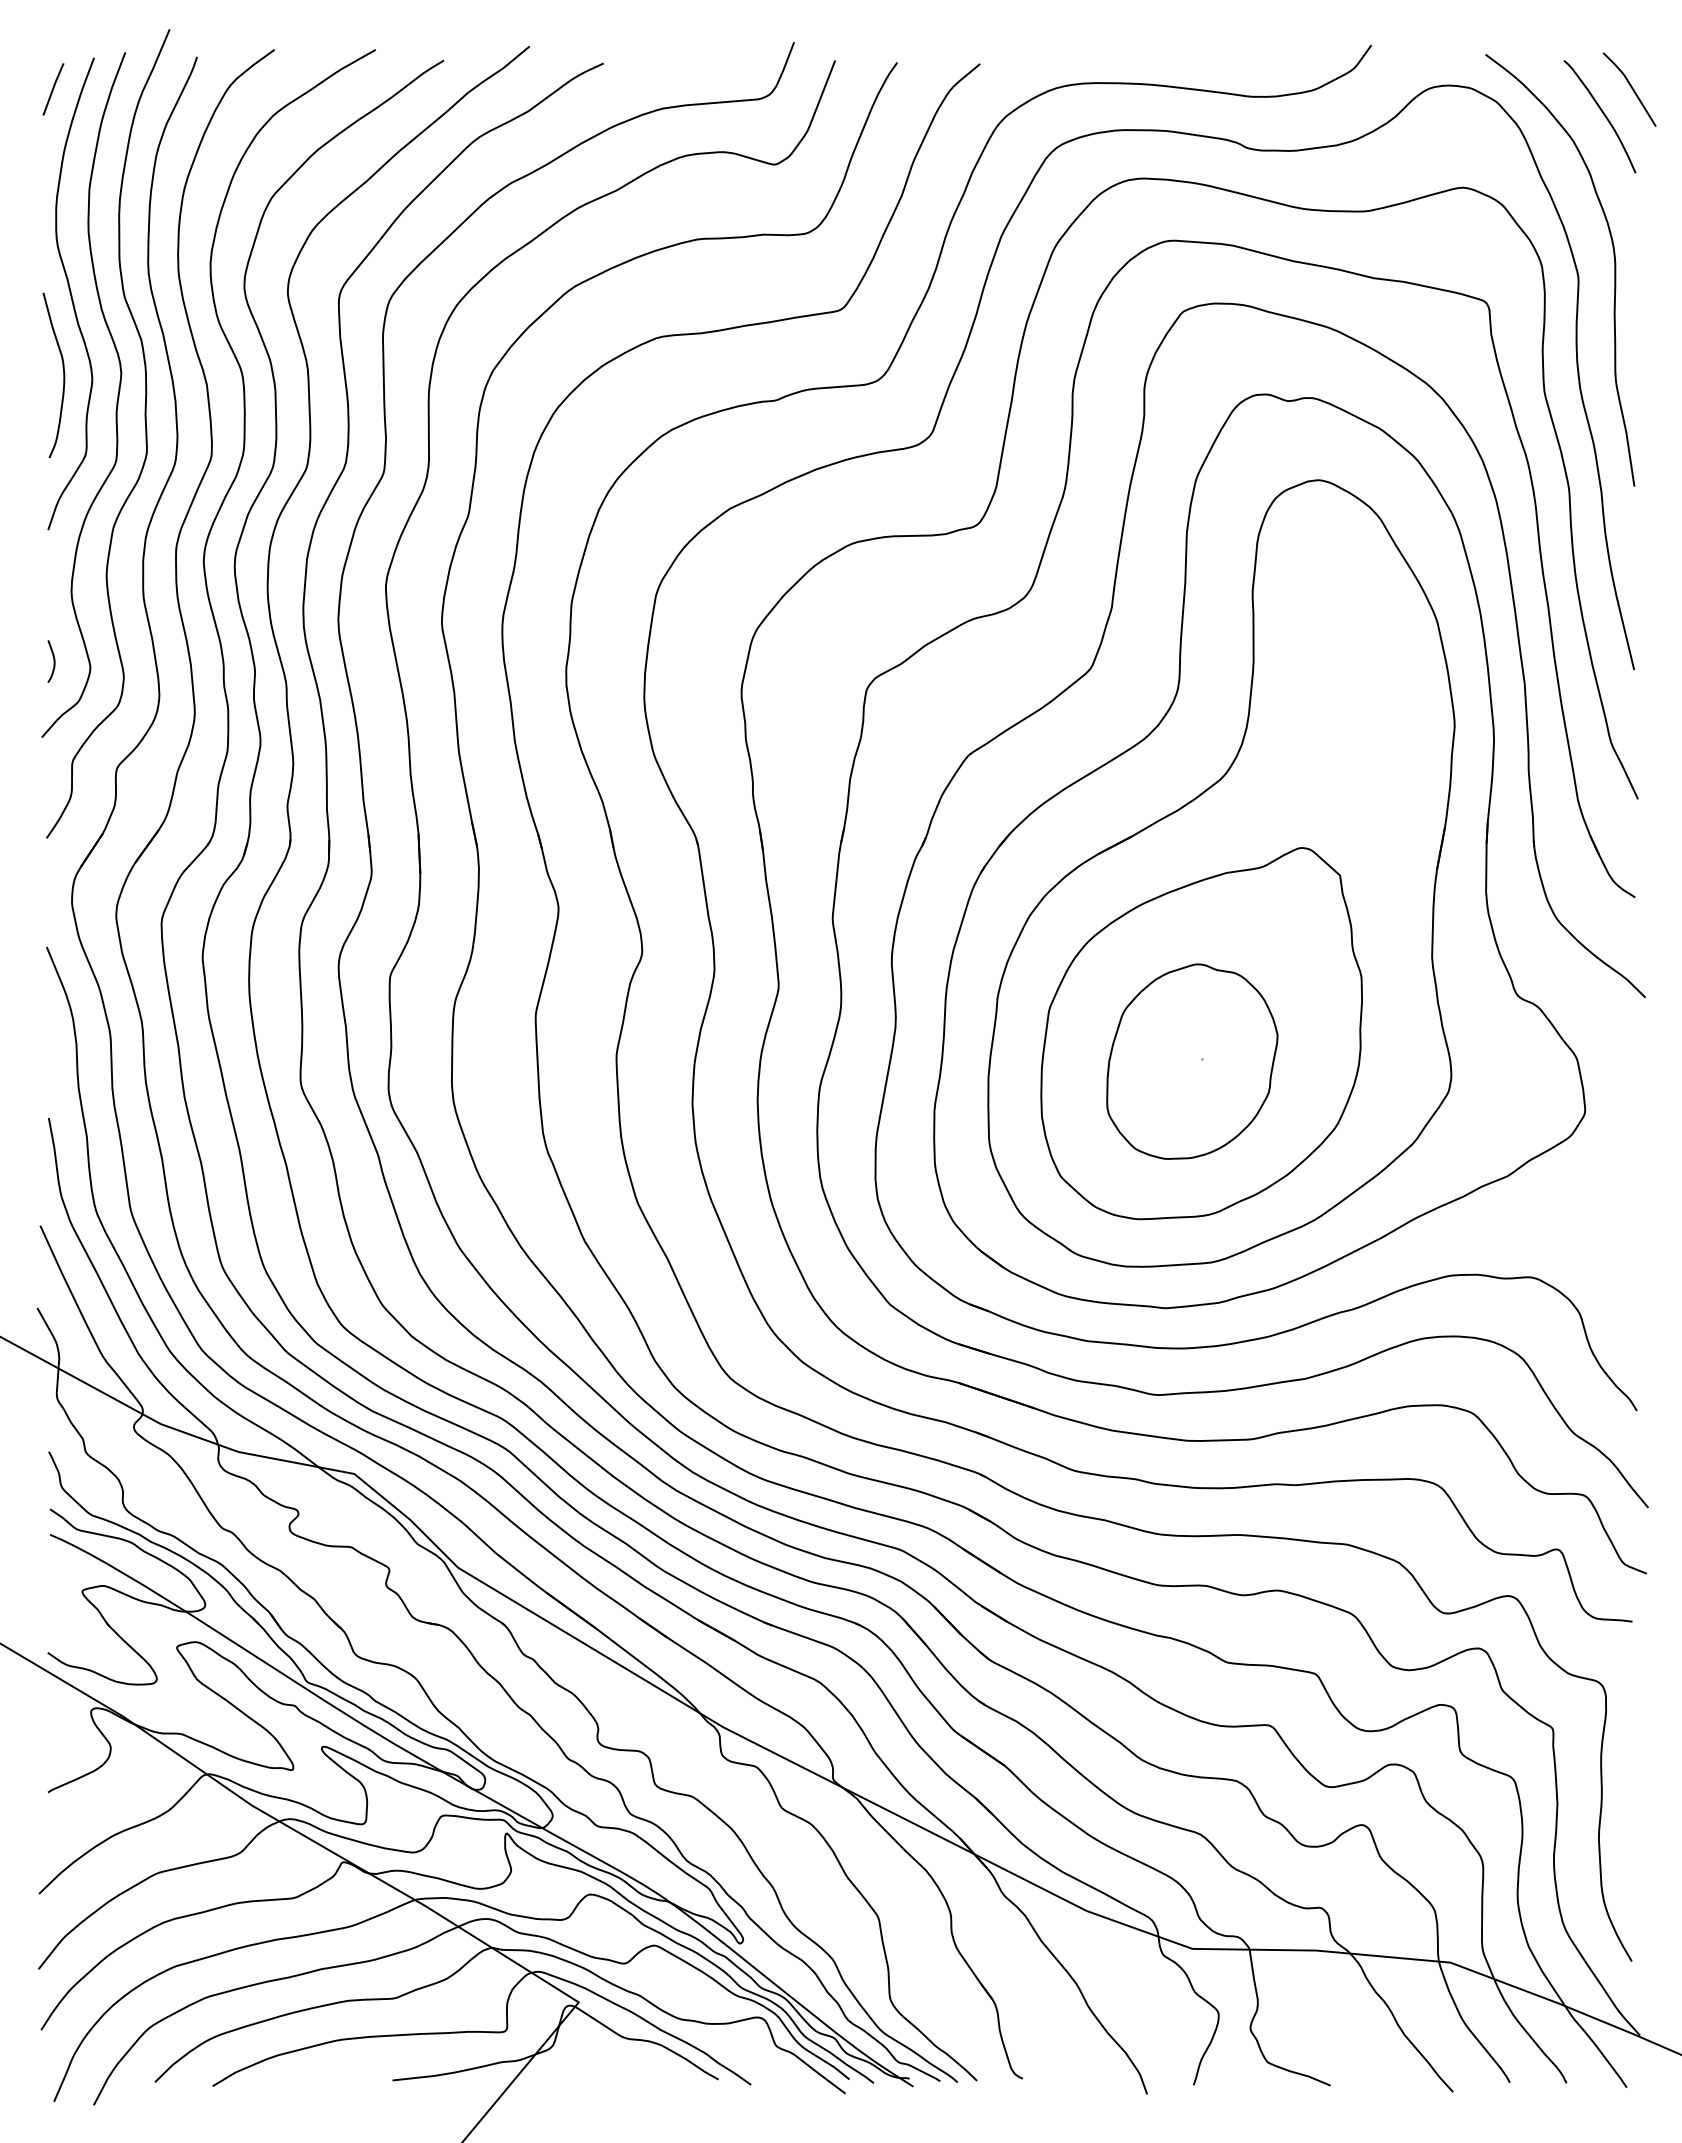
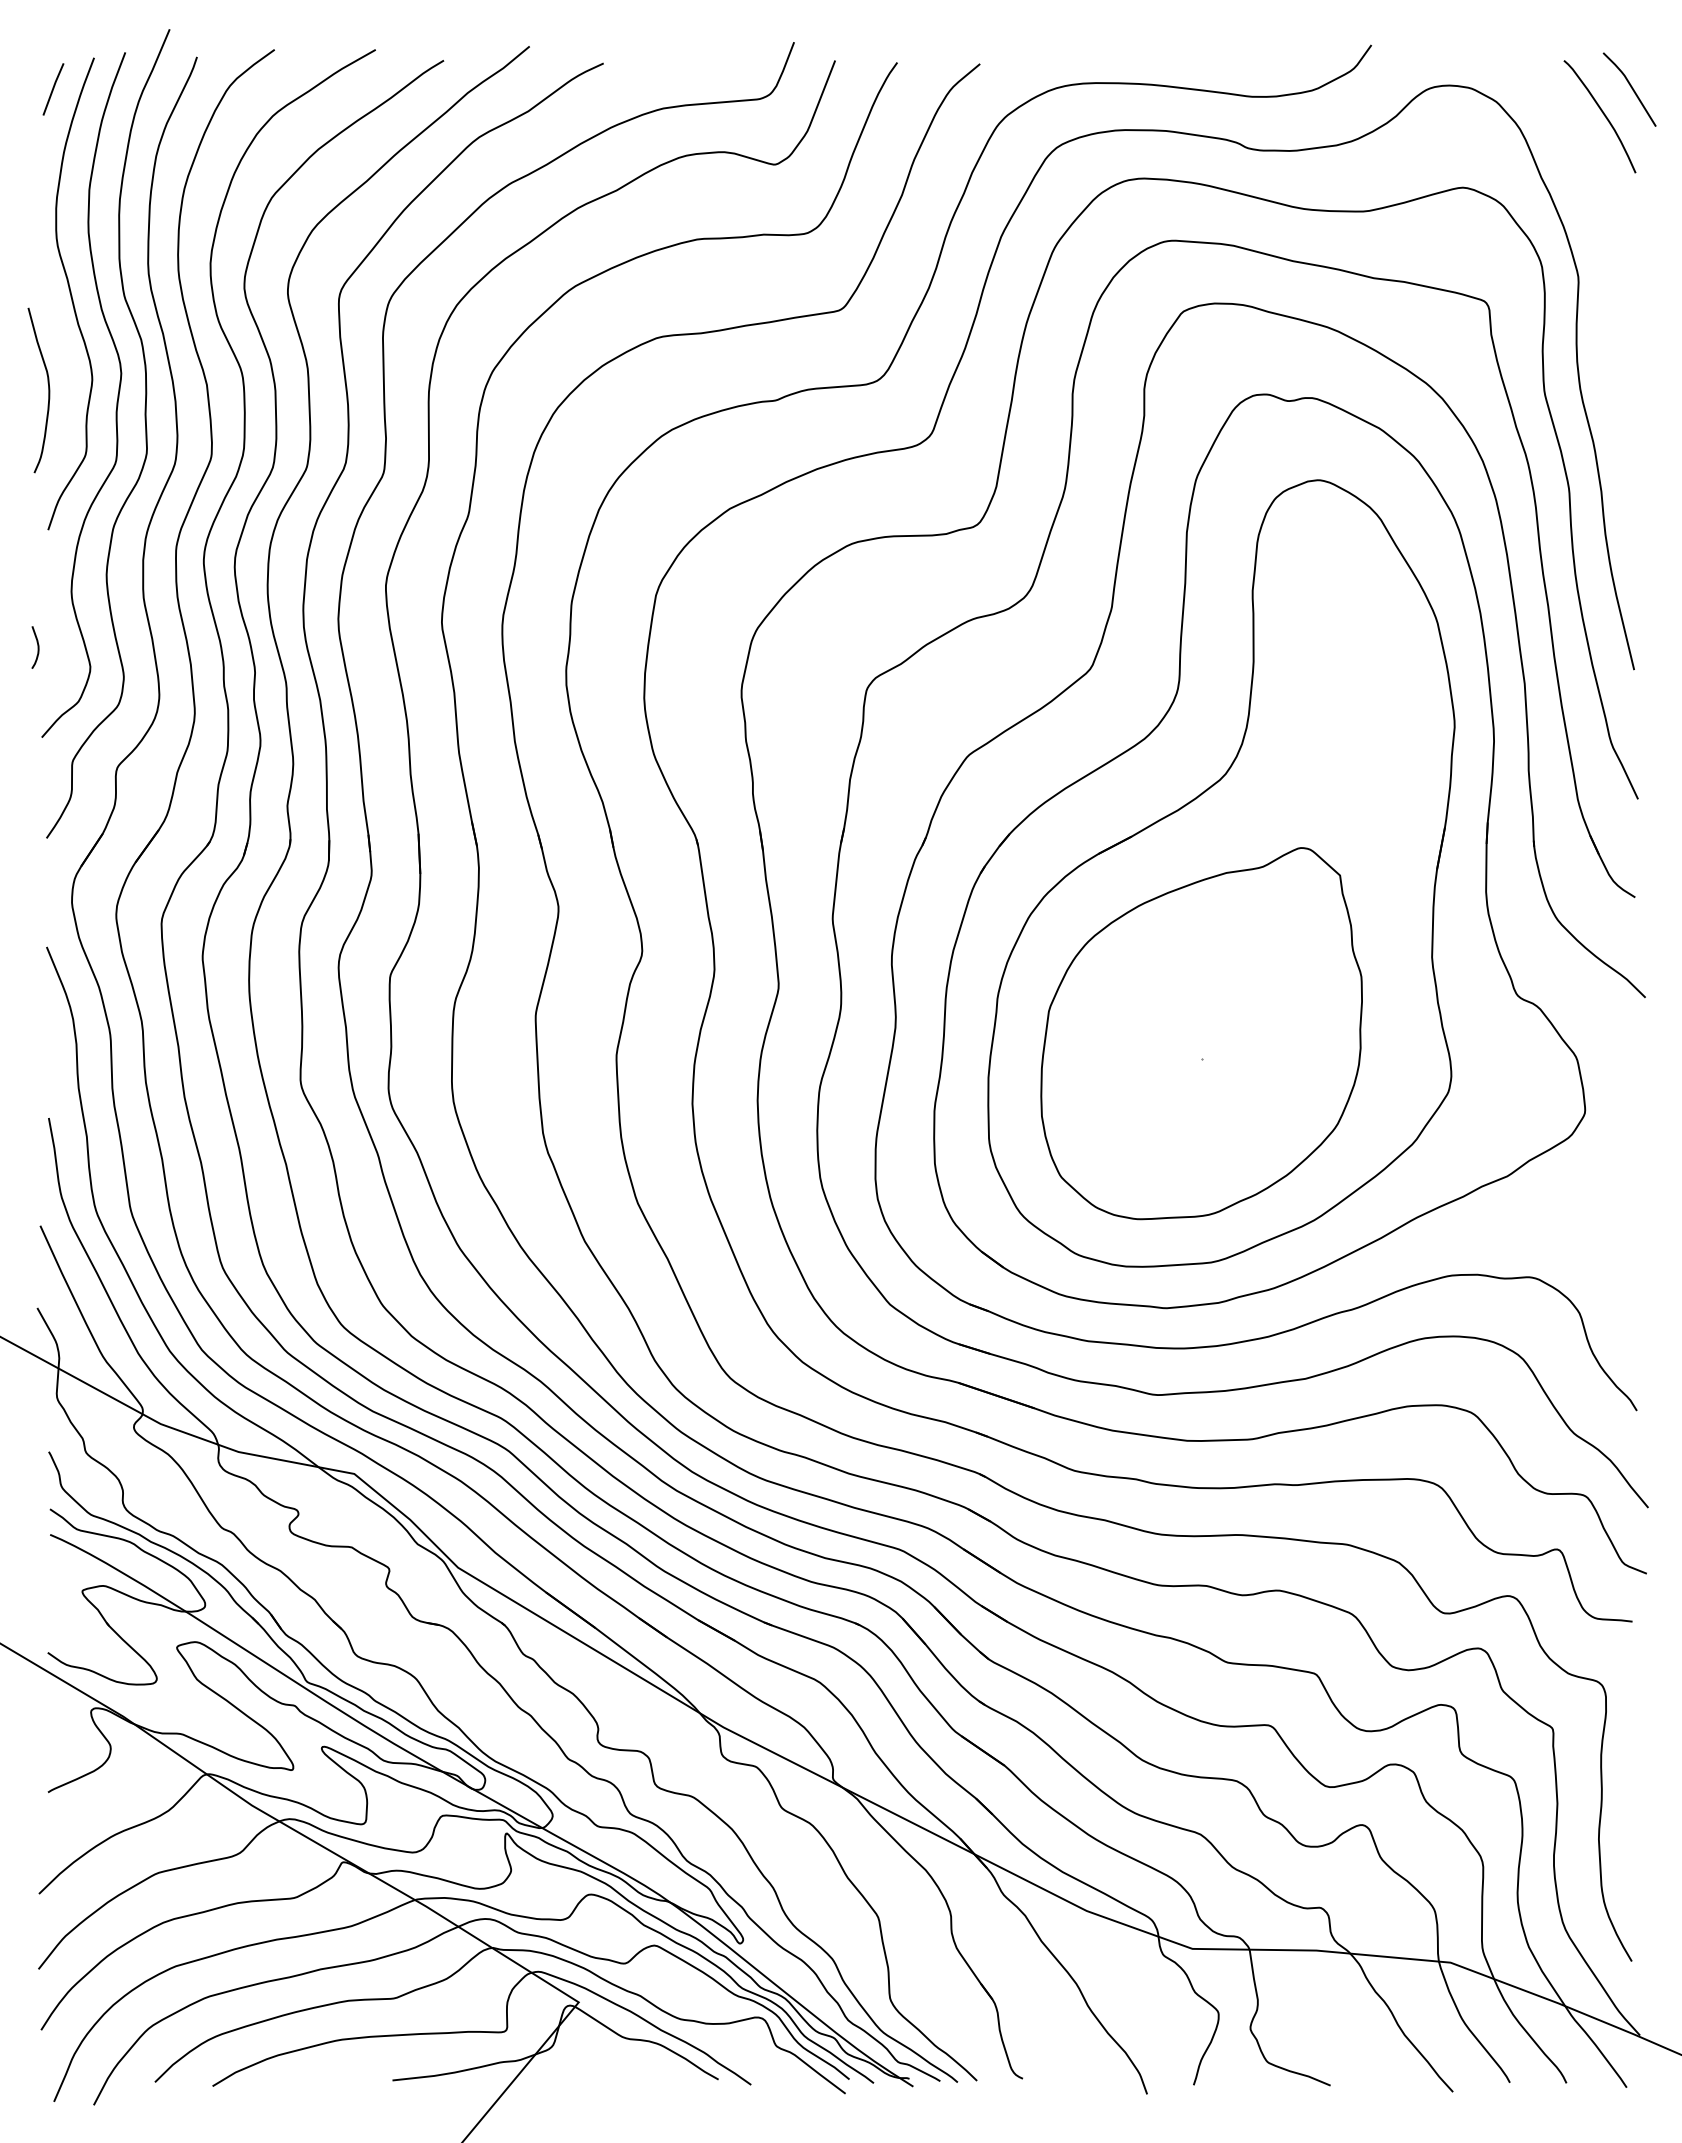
curve: present -> none (1614, 270)
curve position: (63, 375) -> (48, 390) (48, 390)
curve position: (53, 661) -> (37, 647) (37, 647)
part: present -> none (1192, 1061)
